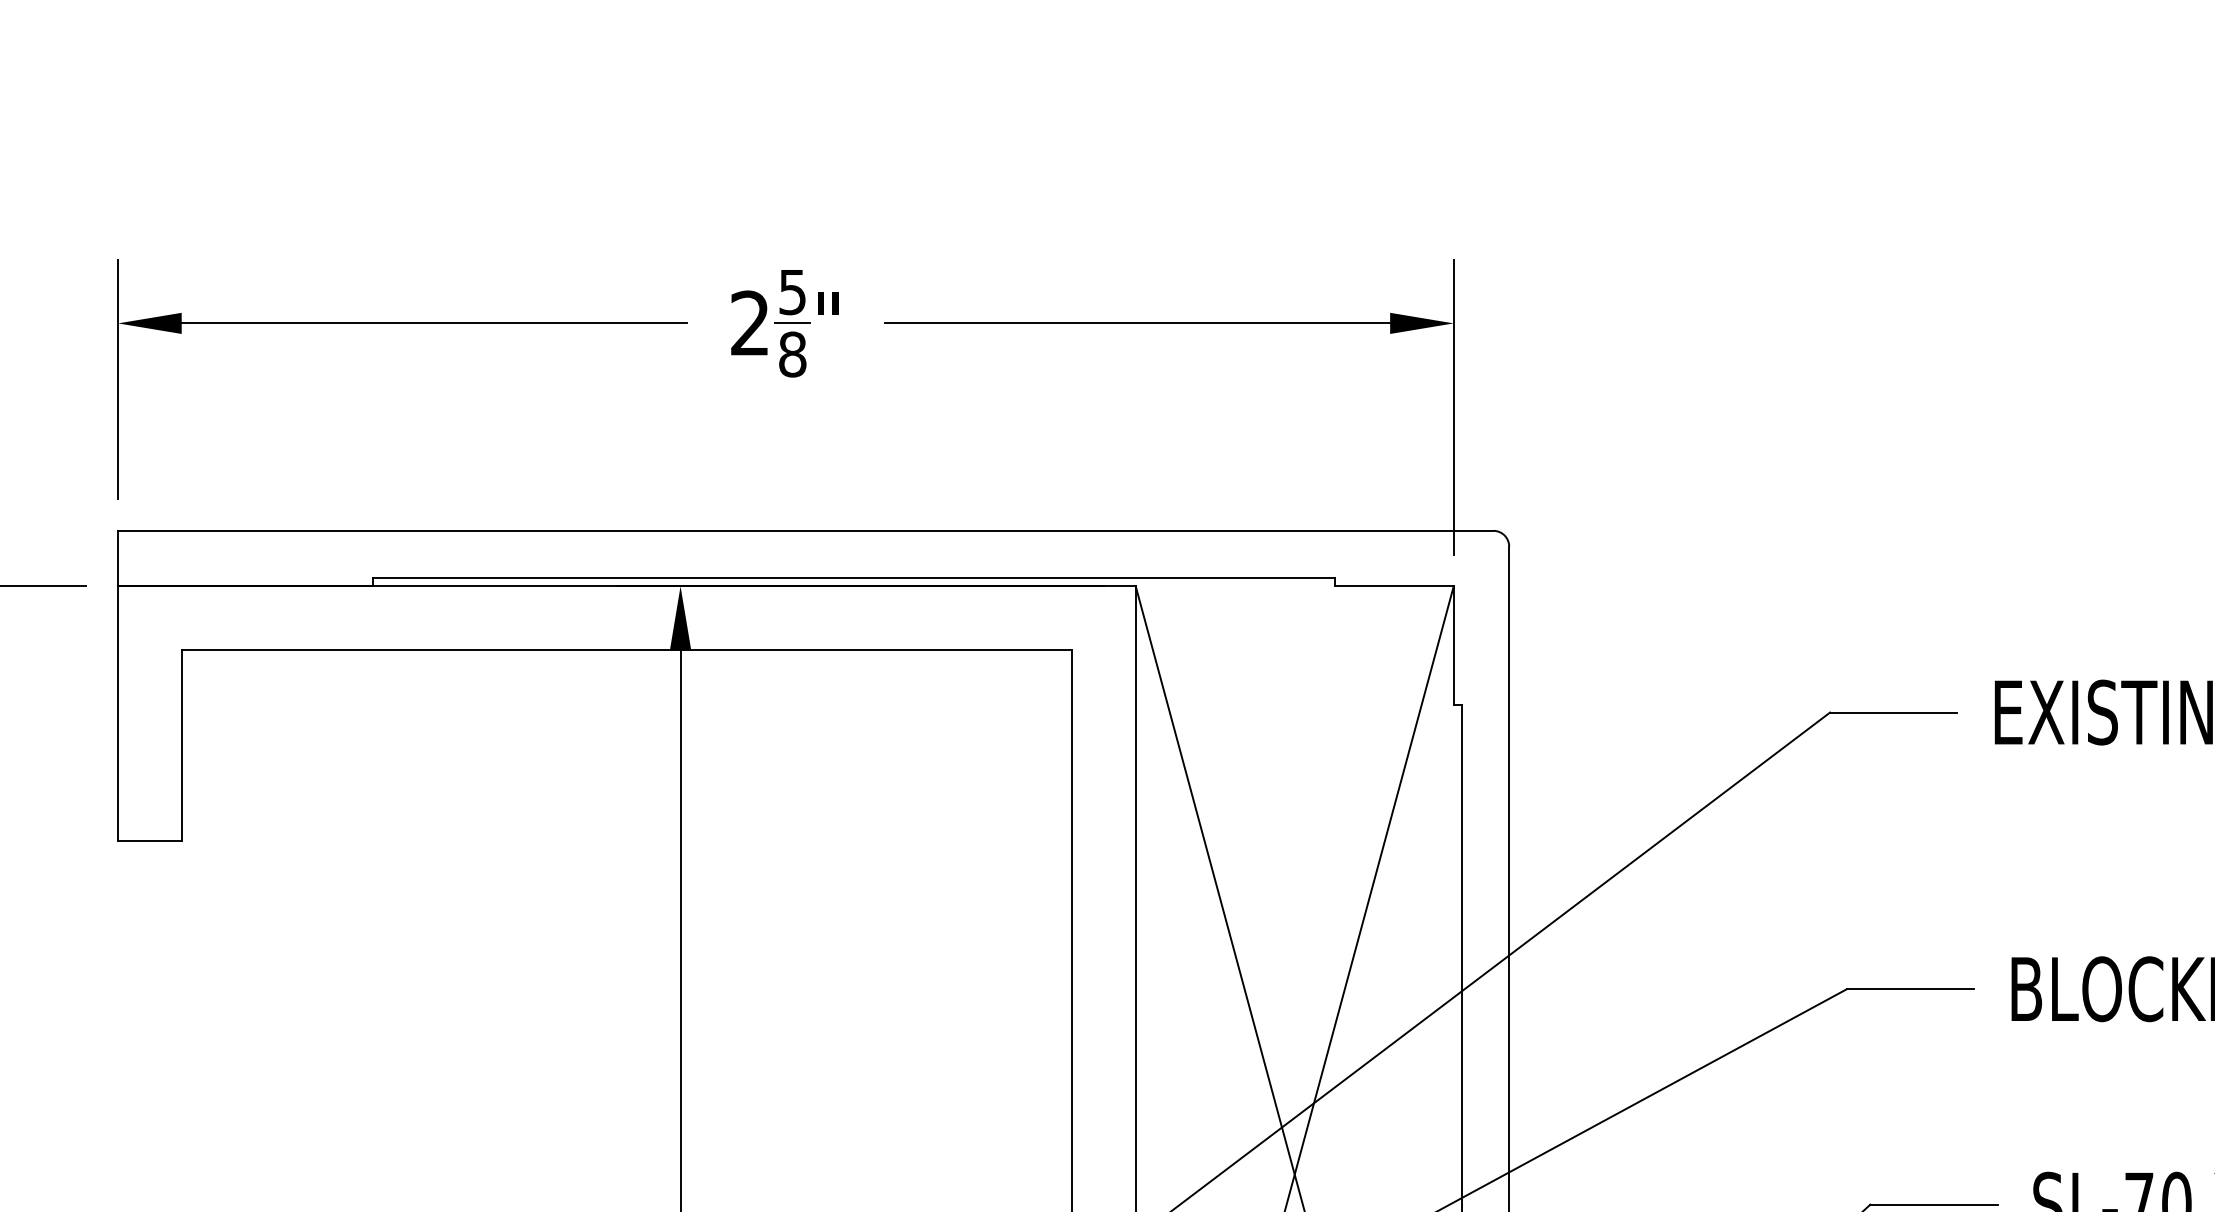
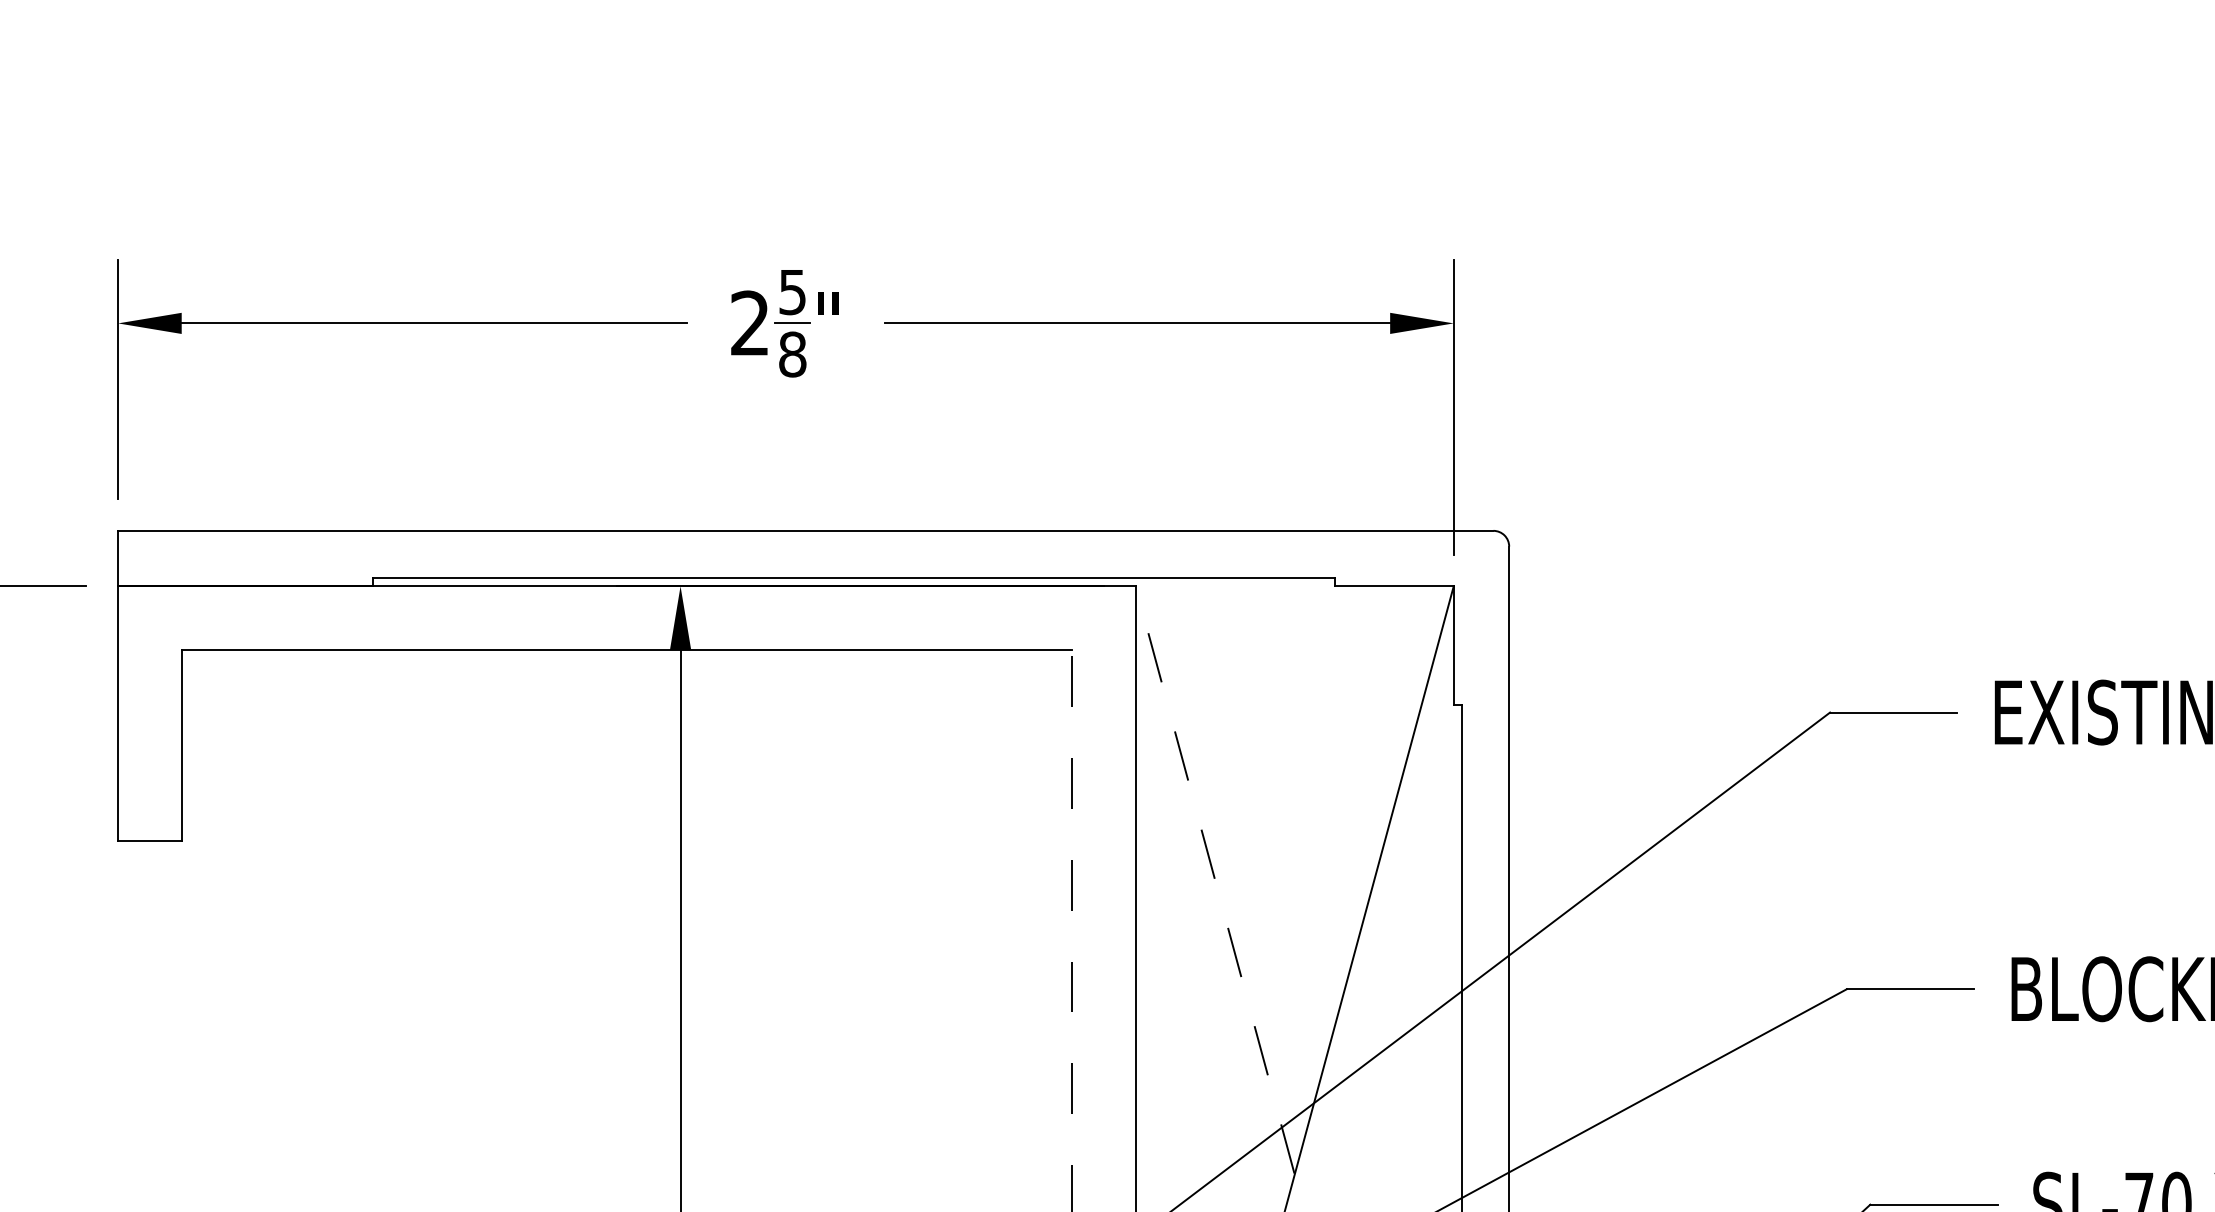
line: solid -> dashed (1220, 899)
line: solid -> dashed (1072, 930)
